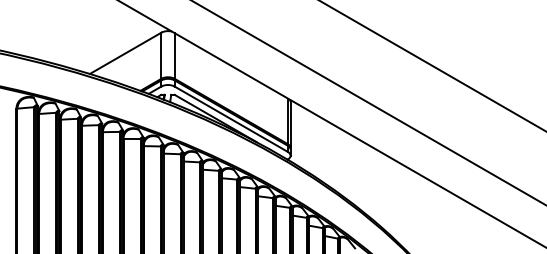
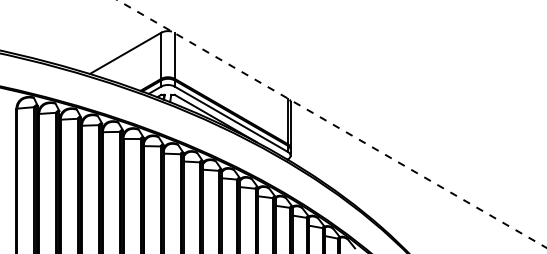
line: present -> none (432, 65)
line: present -> none (368, 102)
line: solid -> dashed (331, 123)
